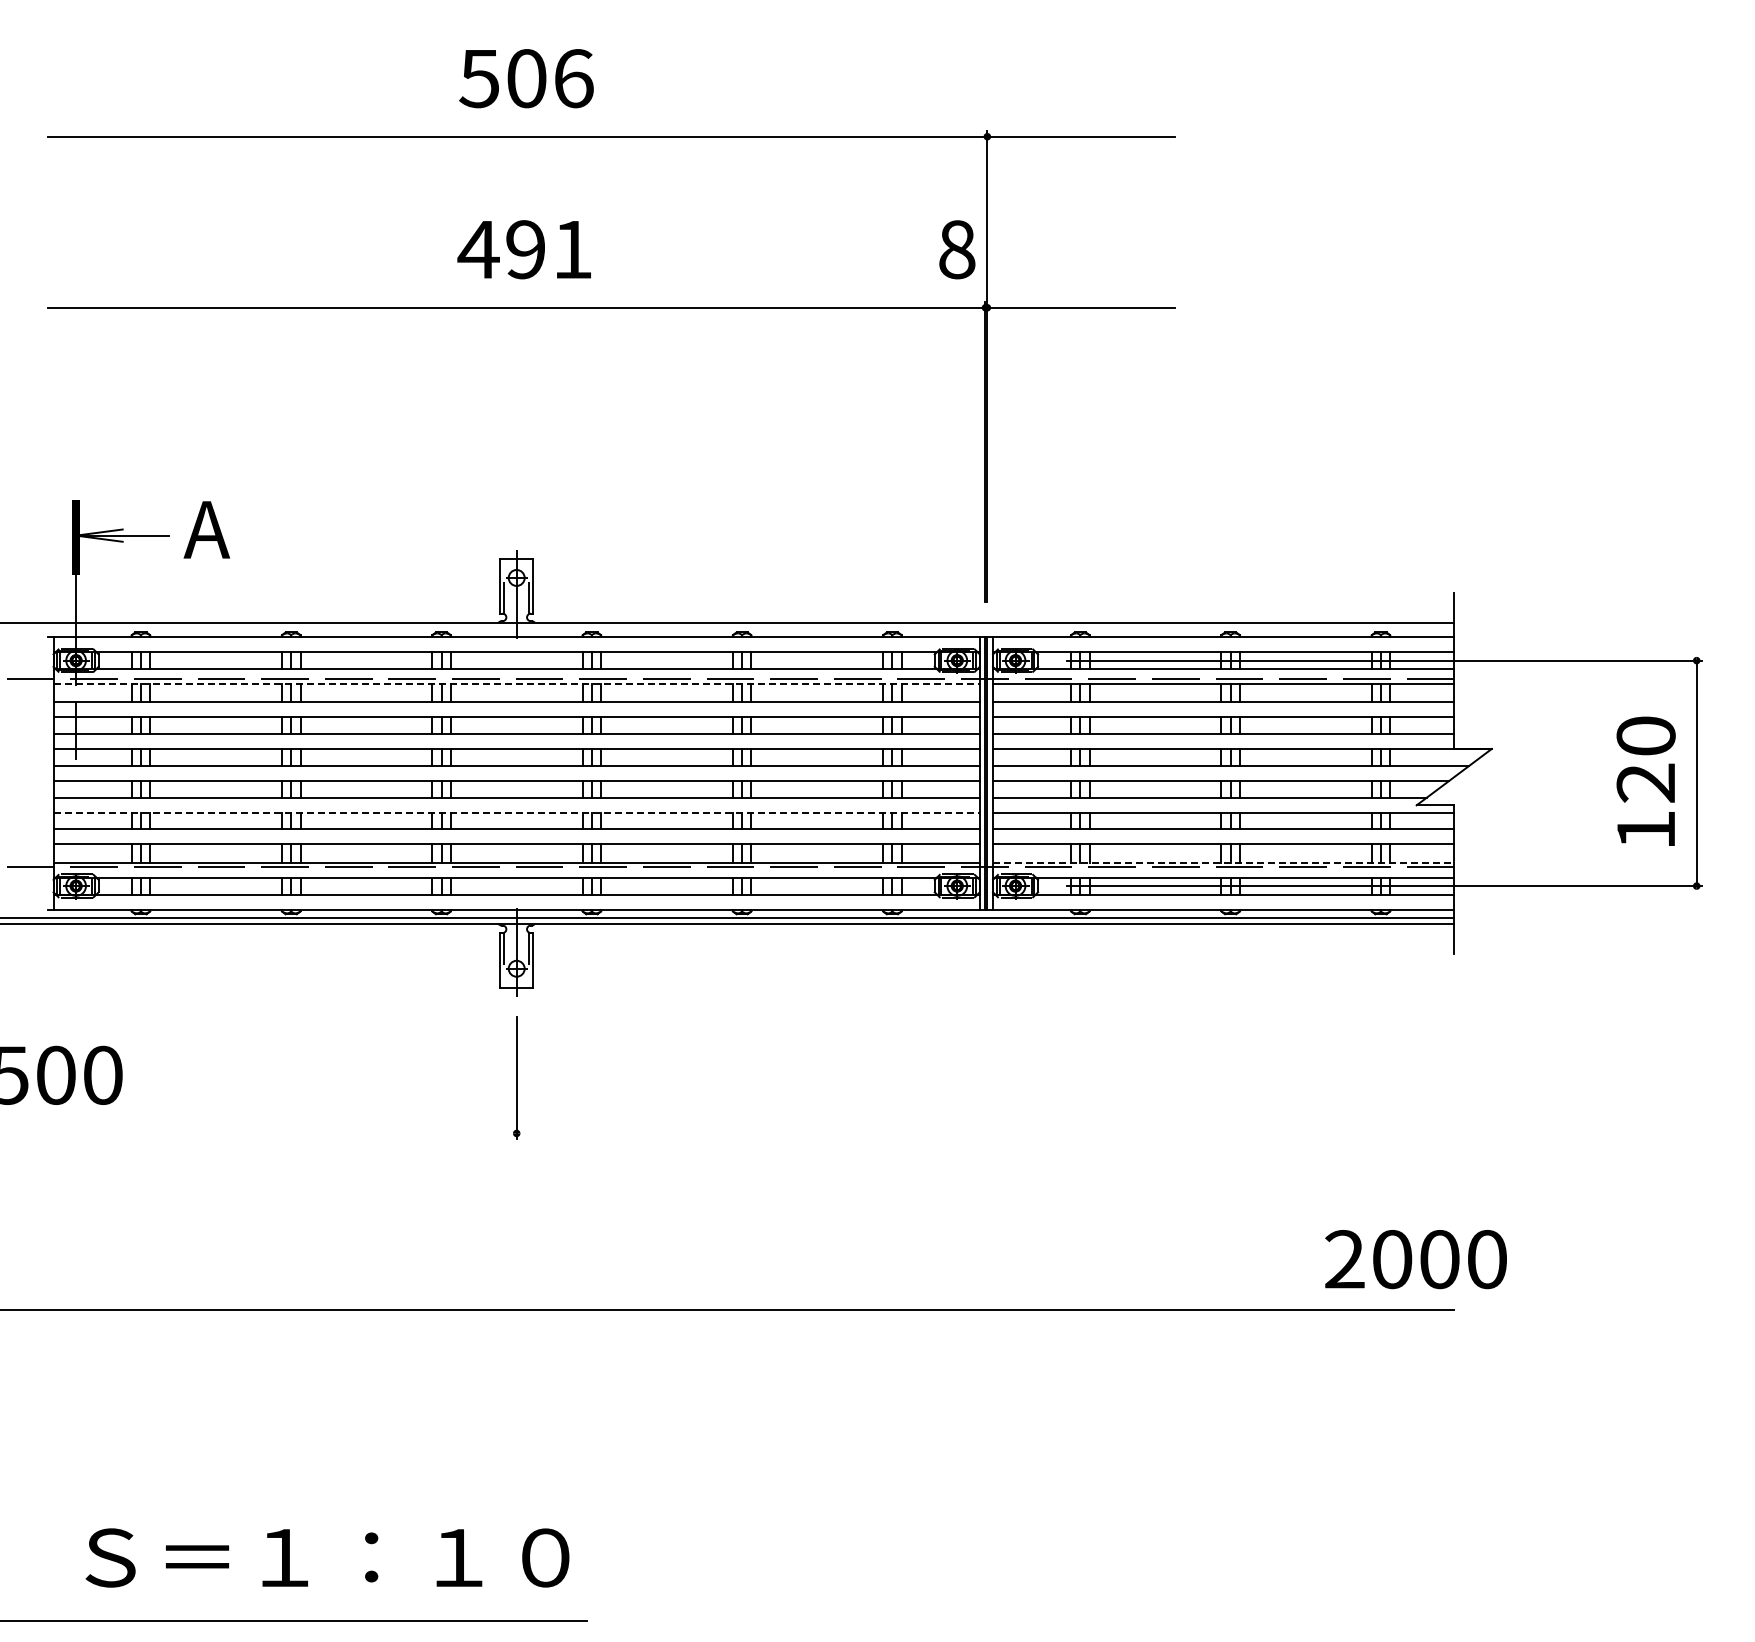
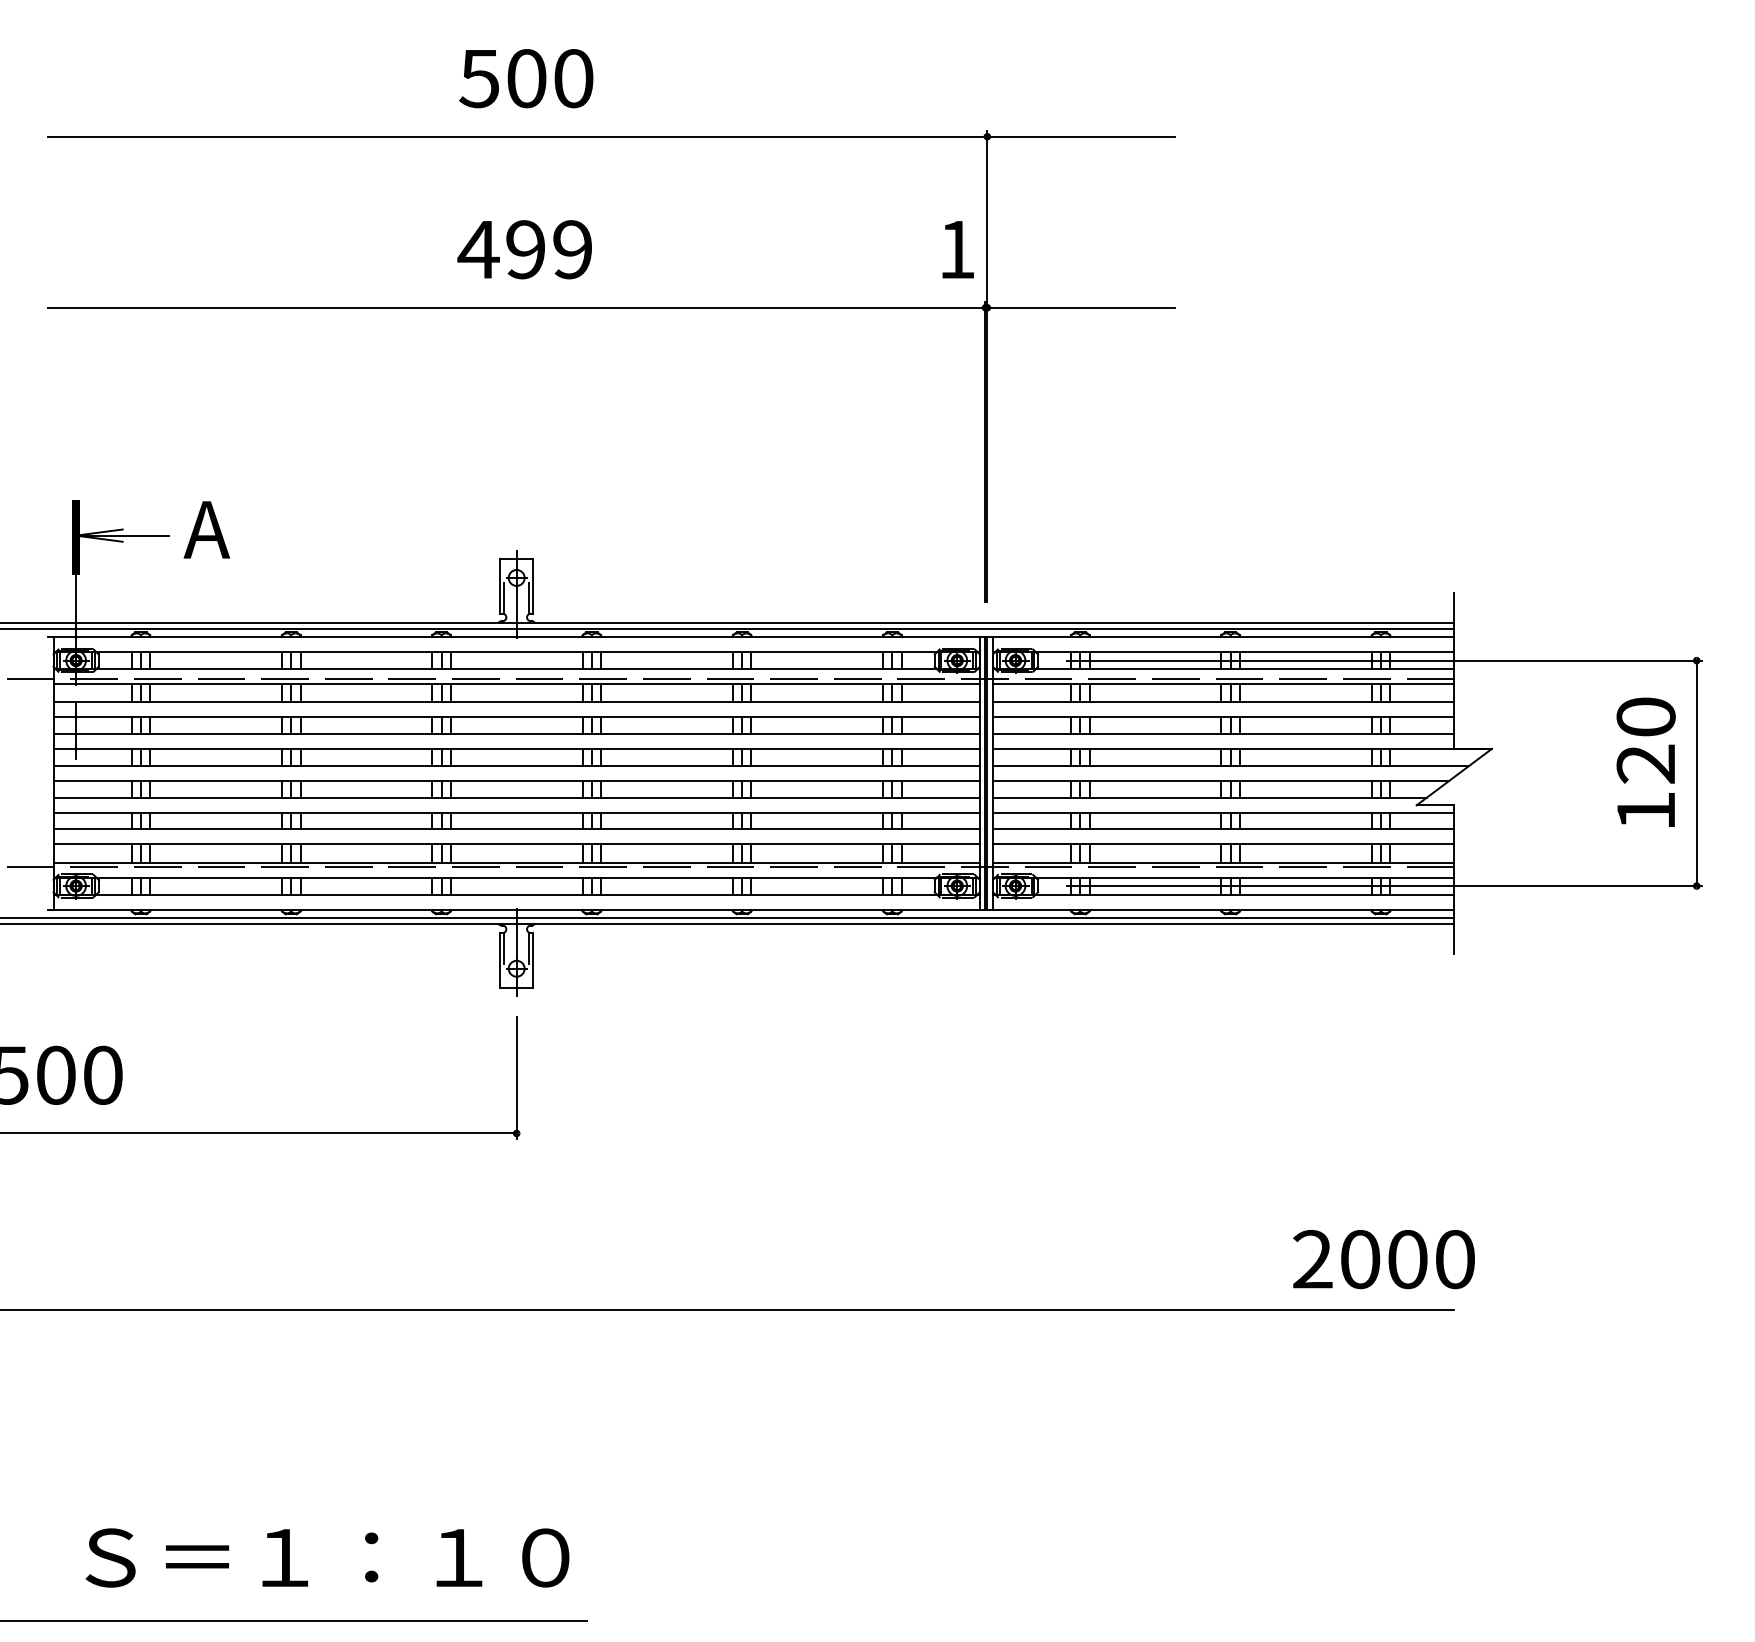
text: 506 -> 500 (573, 78)
text: 491 -> 499 (572, 249)
text: 8 -> 1 (957, 249)
line: none -> present (728, 628)
line: dashed -> solid (517, 683)
text position: (1645, 780) -> (1645, 761) (1645, 761)
line: dashed -> solid (517, 812)
line: dashed -> solid (1223, 862)
line: none -> present (259, 1133)
text position: (1415, 1259) -> (1383, 1259) (1383, 1259)
